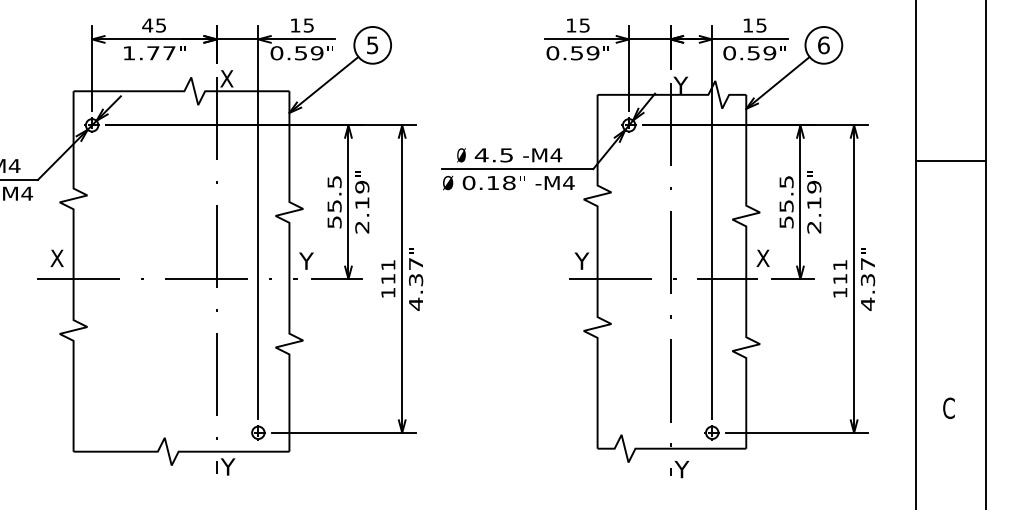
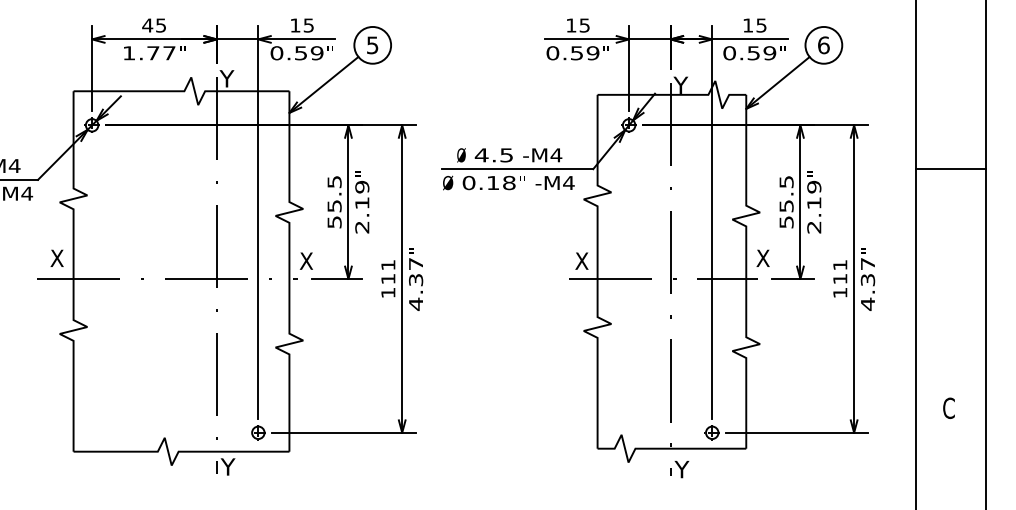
text: X -> Y (226, 78)
line position: (950, 160) -> (950, 168) (950, 168)
text: Y -> X (306, 260)
text: Y -> X (581, 260)
